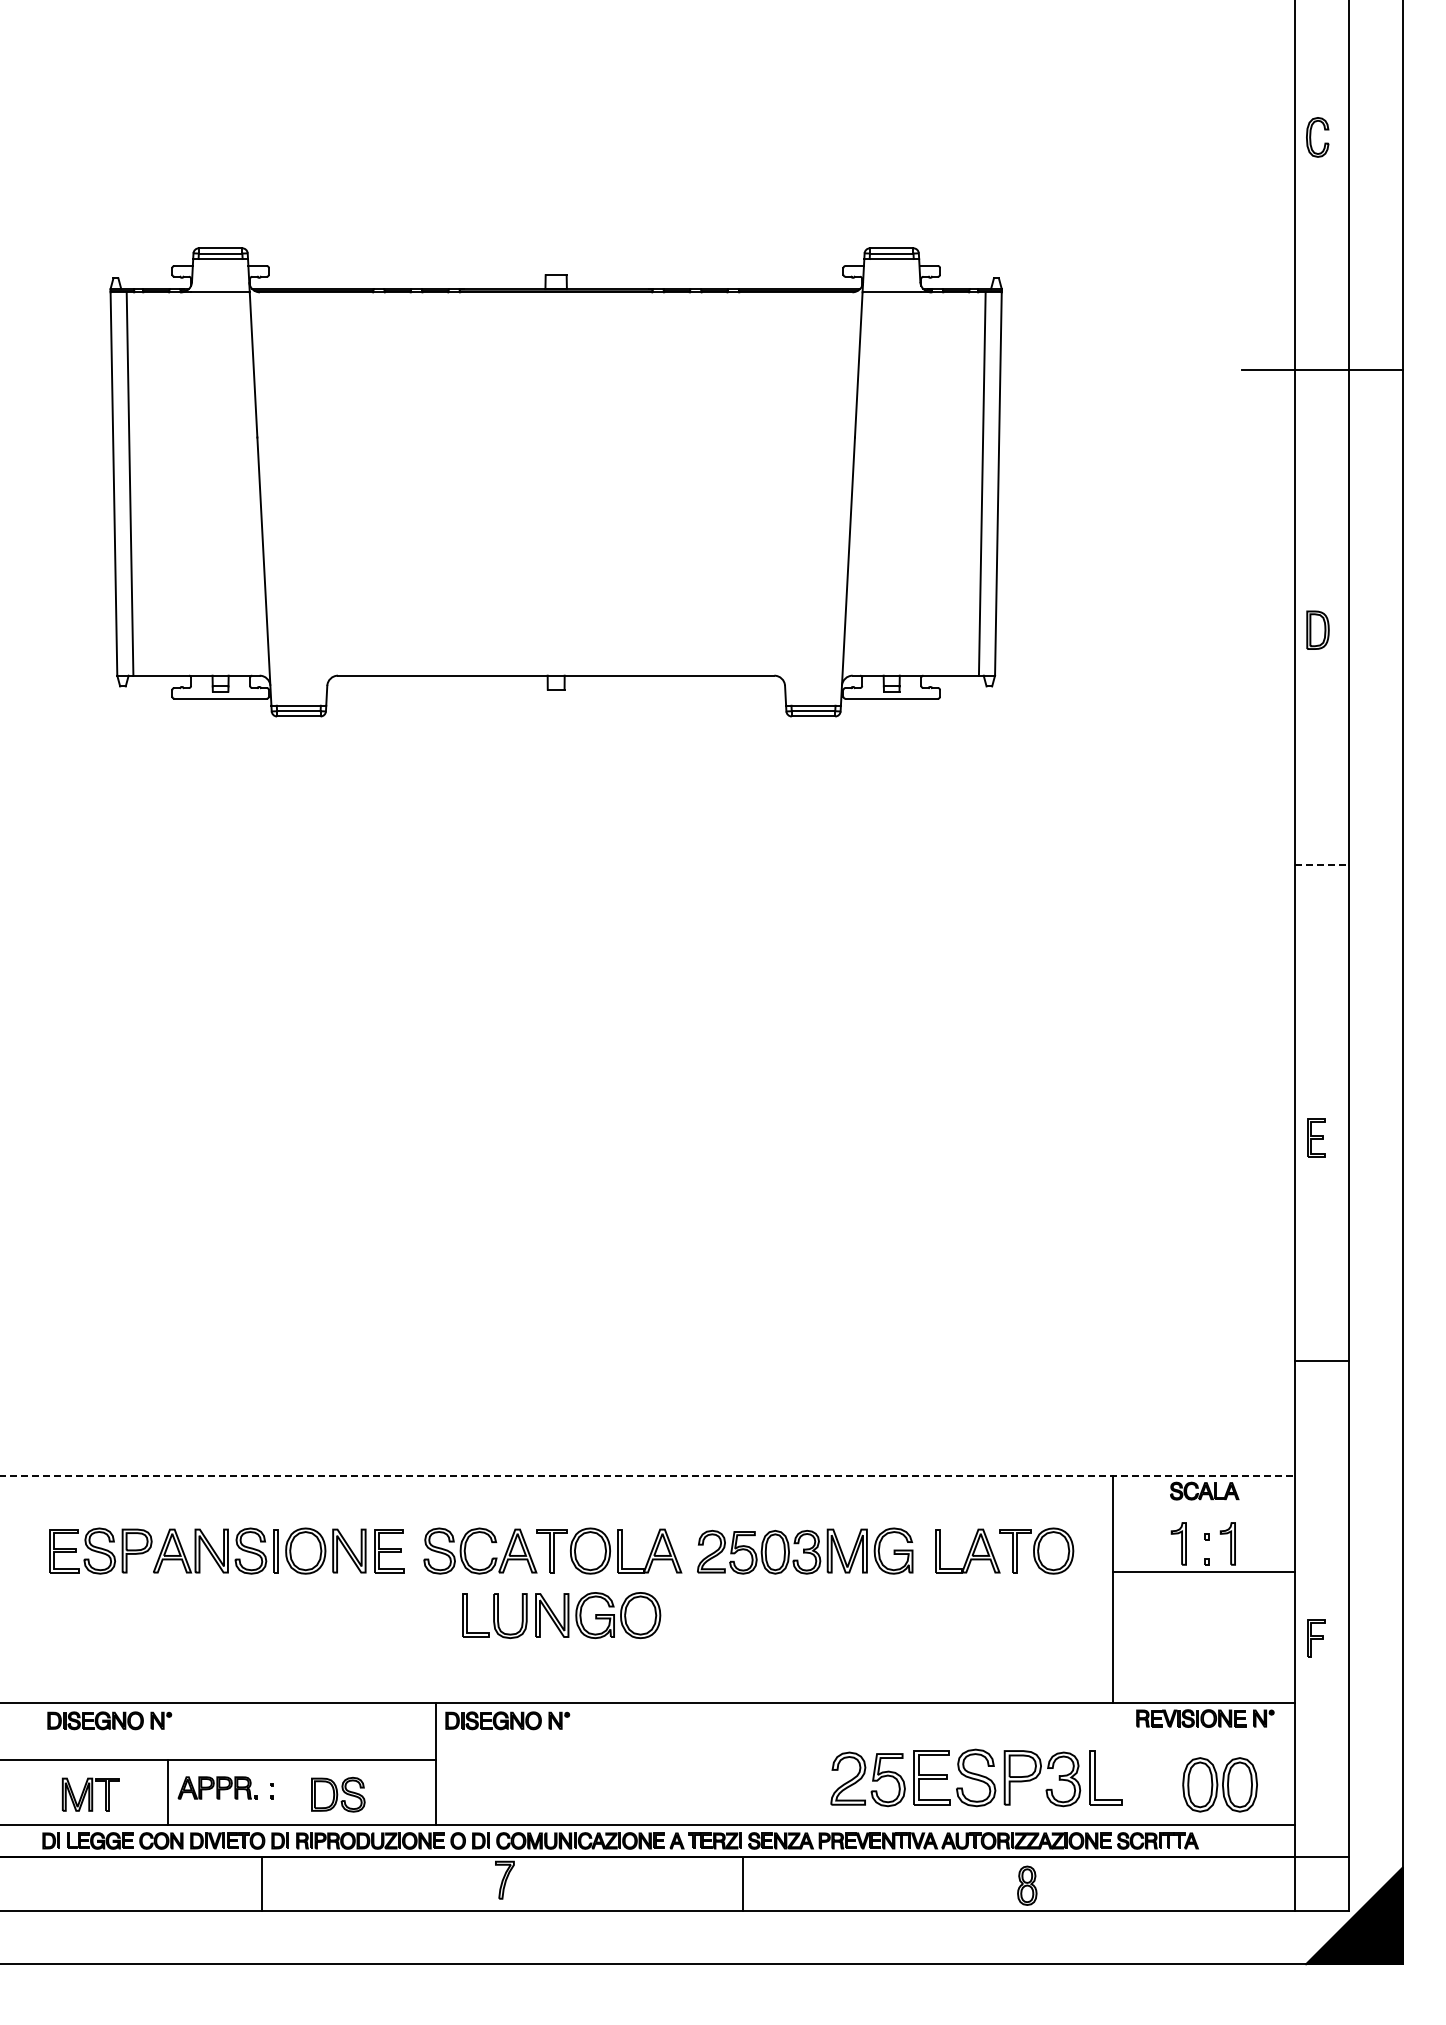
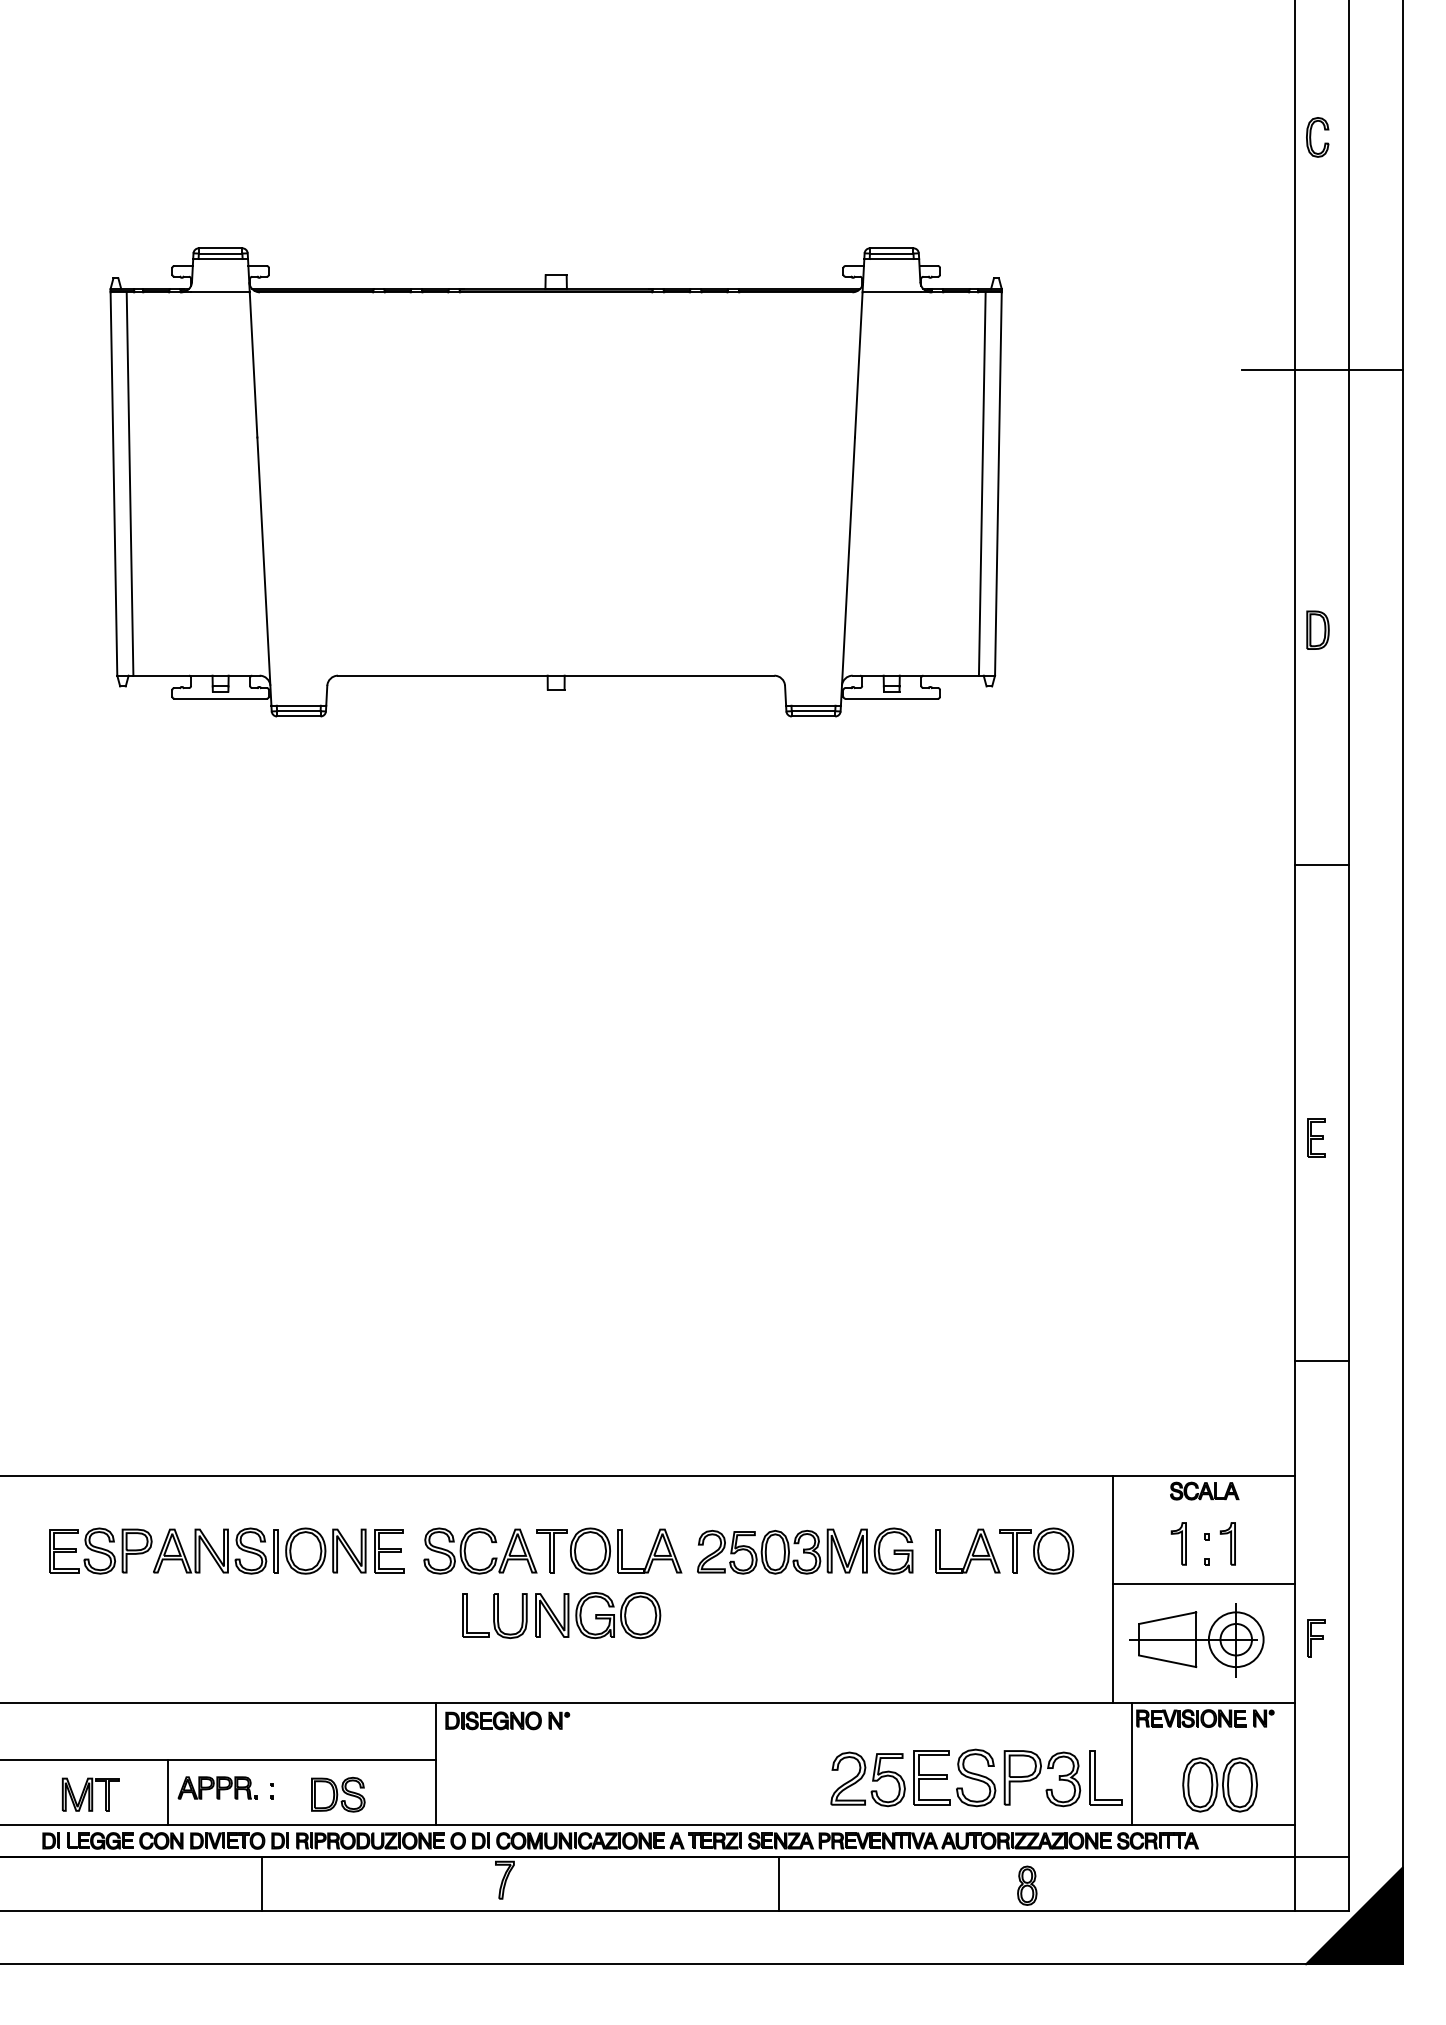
line: dashed -> solid (1322, 865)
line: dashed -> solid (648, 1475)
line position: (1203, 1572) -> (1203, 1584) (1203, 1584)
part: none -> present (1196, 1640)
part: present -> none (109, 1720)
line: none -> present (1132, 1763)
line position: (742, 1883) -> (778, 1883) (778, 1883)
